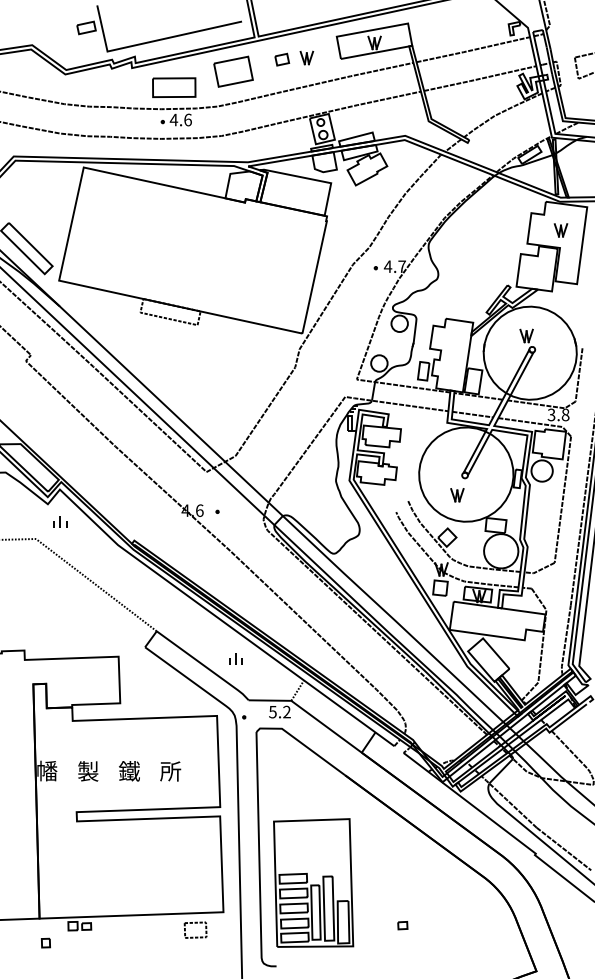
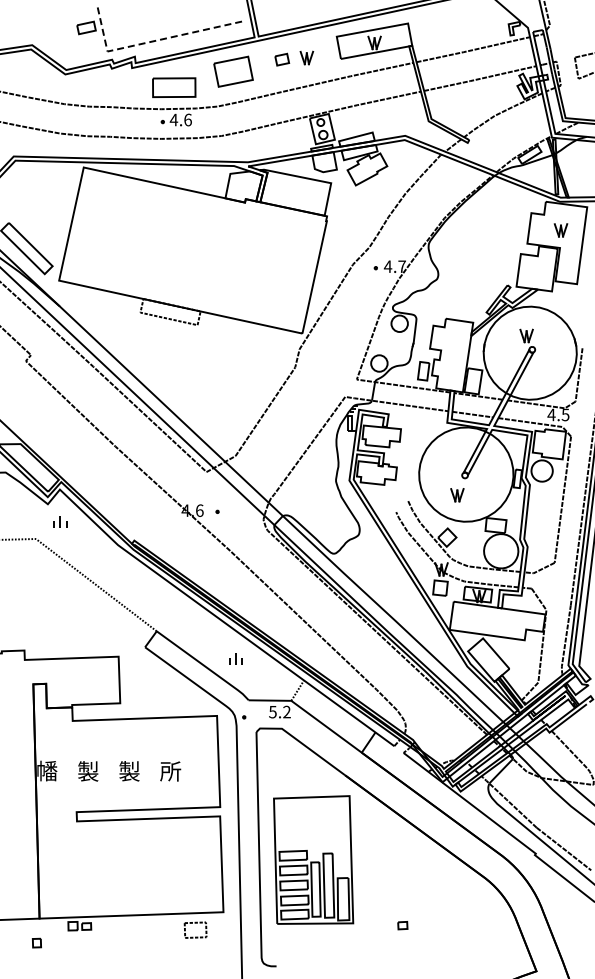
line: solid -> dashed (150, 42)
text: 3.8 -> 4.5 (558, 414)
text: 鐵 -> 製 (128, 771)
part position: (313, 882) -> (313, 859) (313, 859)
part position: (45, 942) -> (36, 942) (36, 942)
